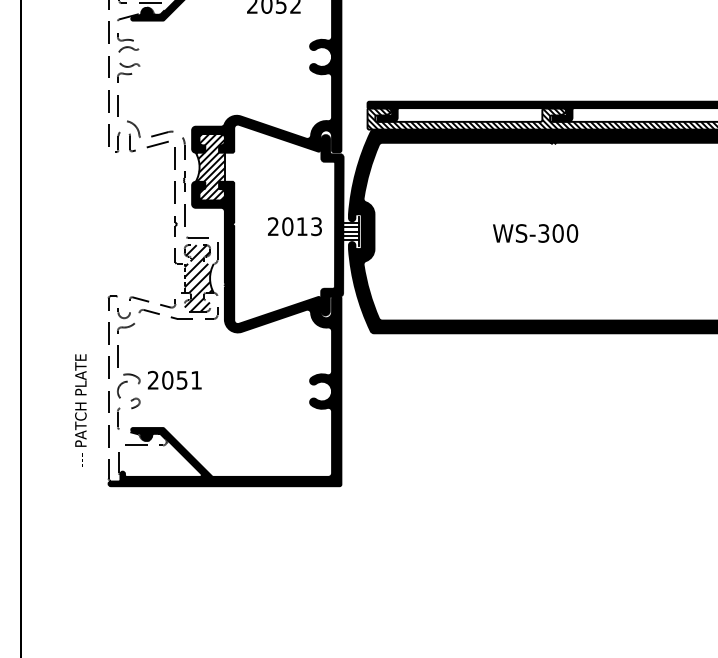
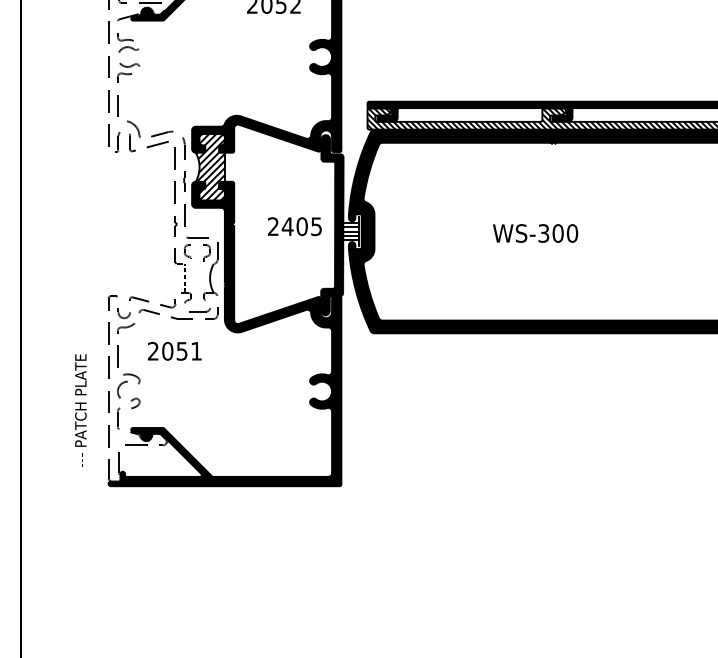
text: 2013 -> 2405 (301, 226)
hatch: present -> none (198, 278)
text position: (174, 379) -> (174, 350) (174, 350)
